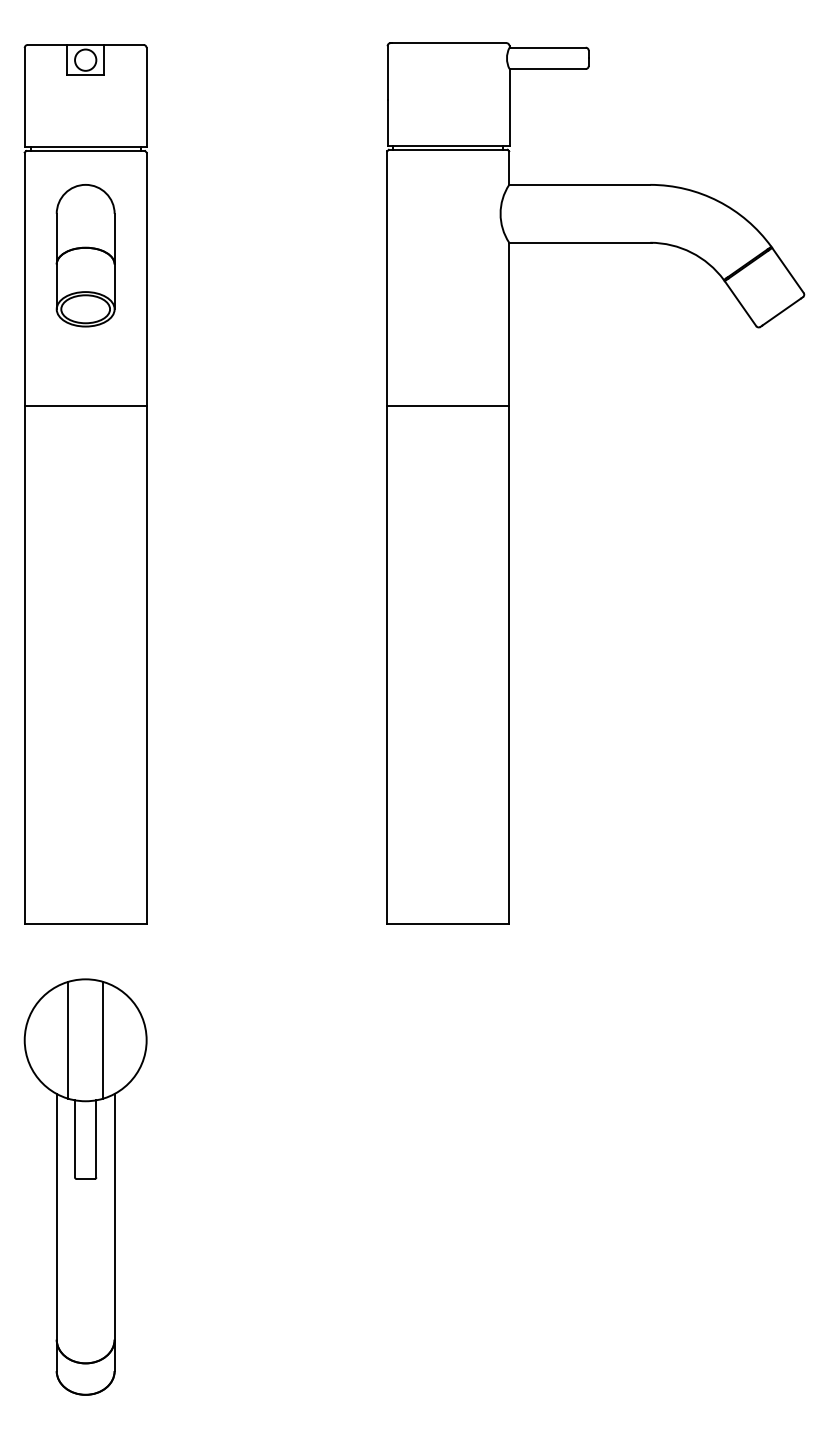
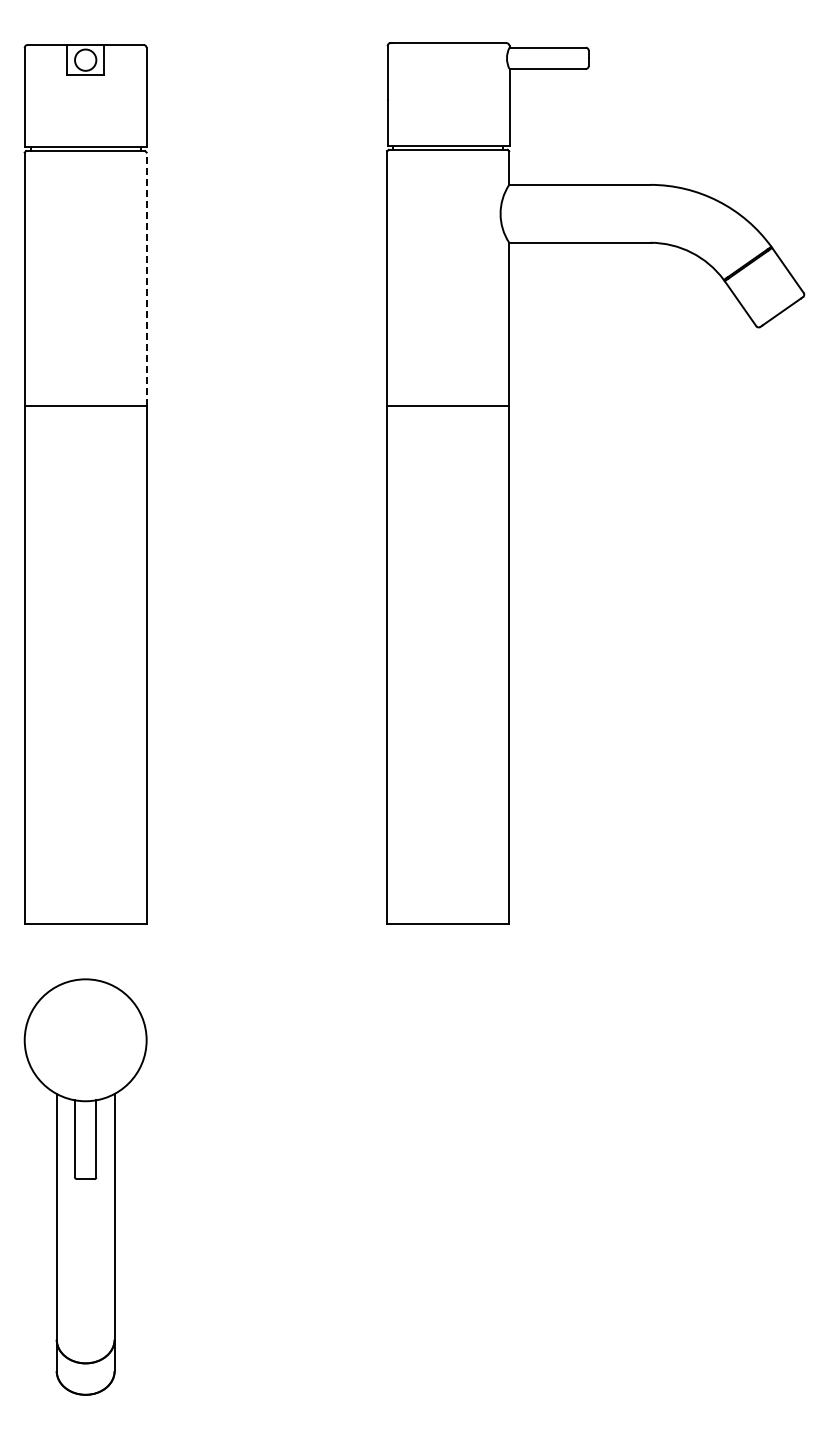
part: present -> none (85, 255)
line: solid -> dashed (146, 279)
line: present -> none (68, 1039)
line: present -> none (103, 1039)
